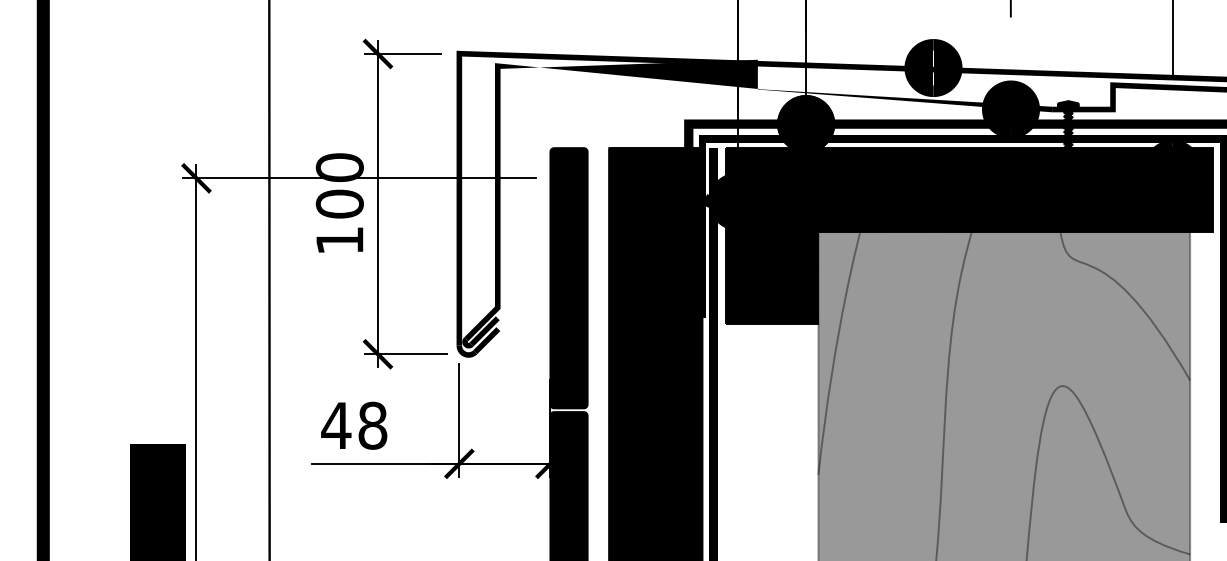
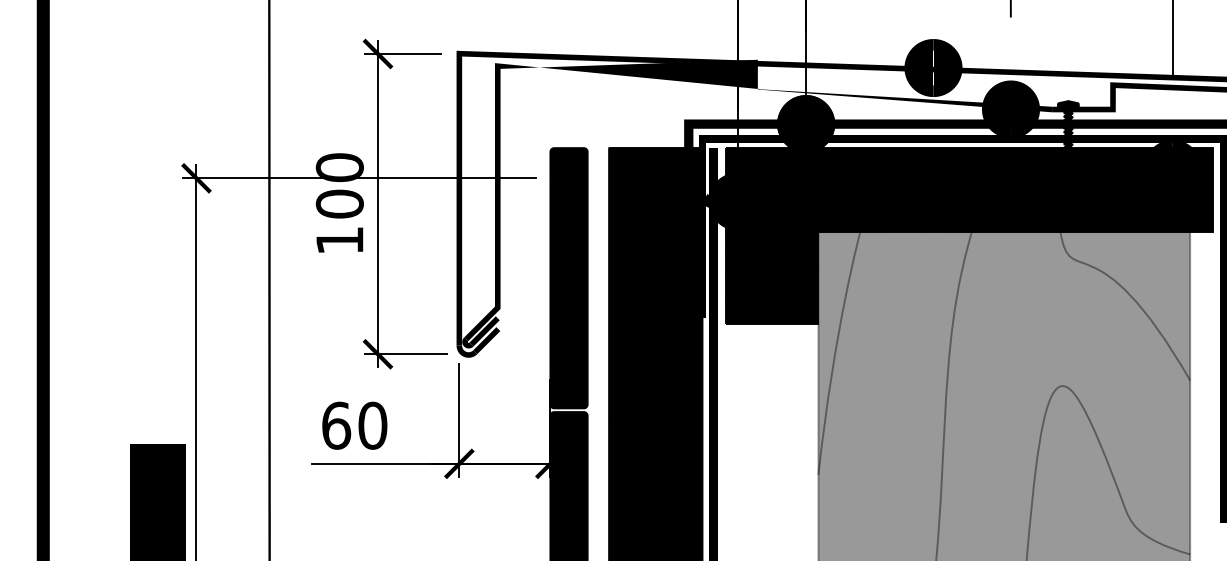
text: 48 -> 60 (354, 425)
